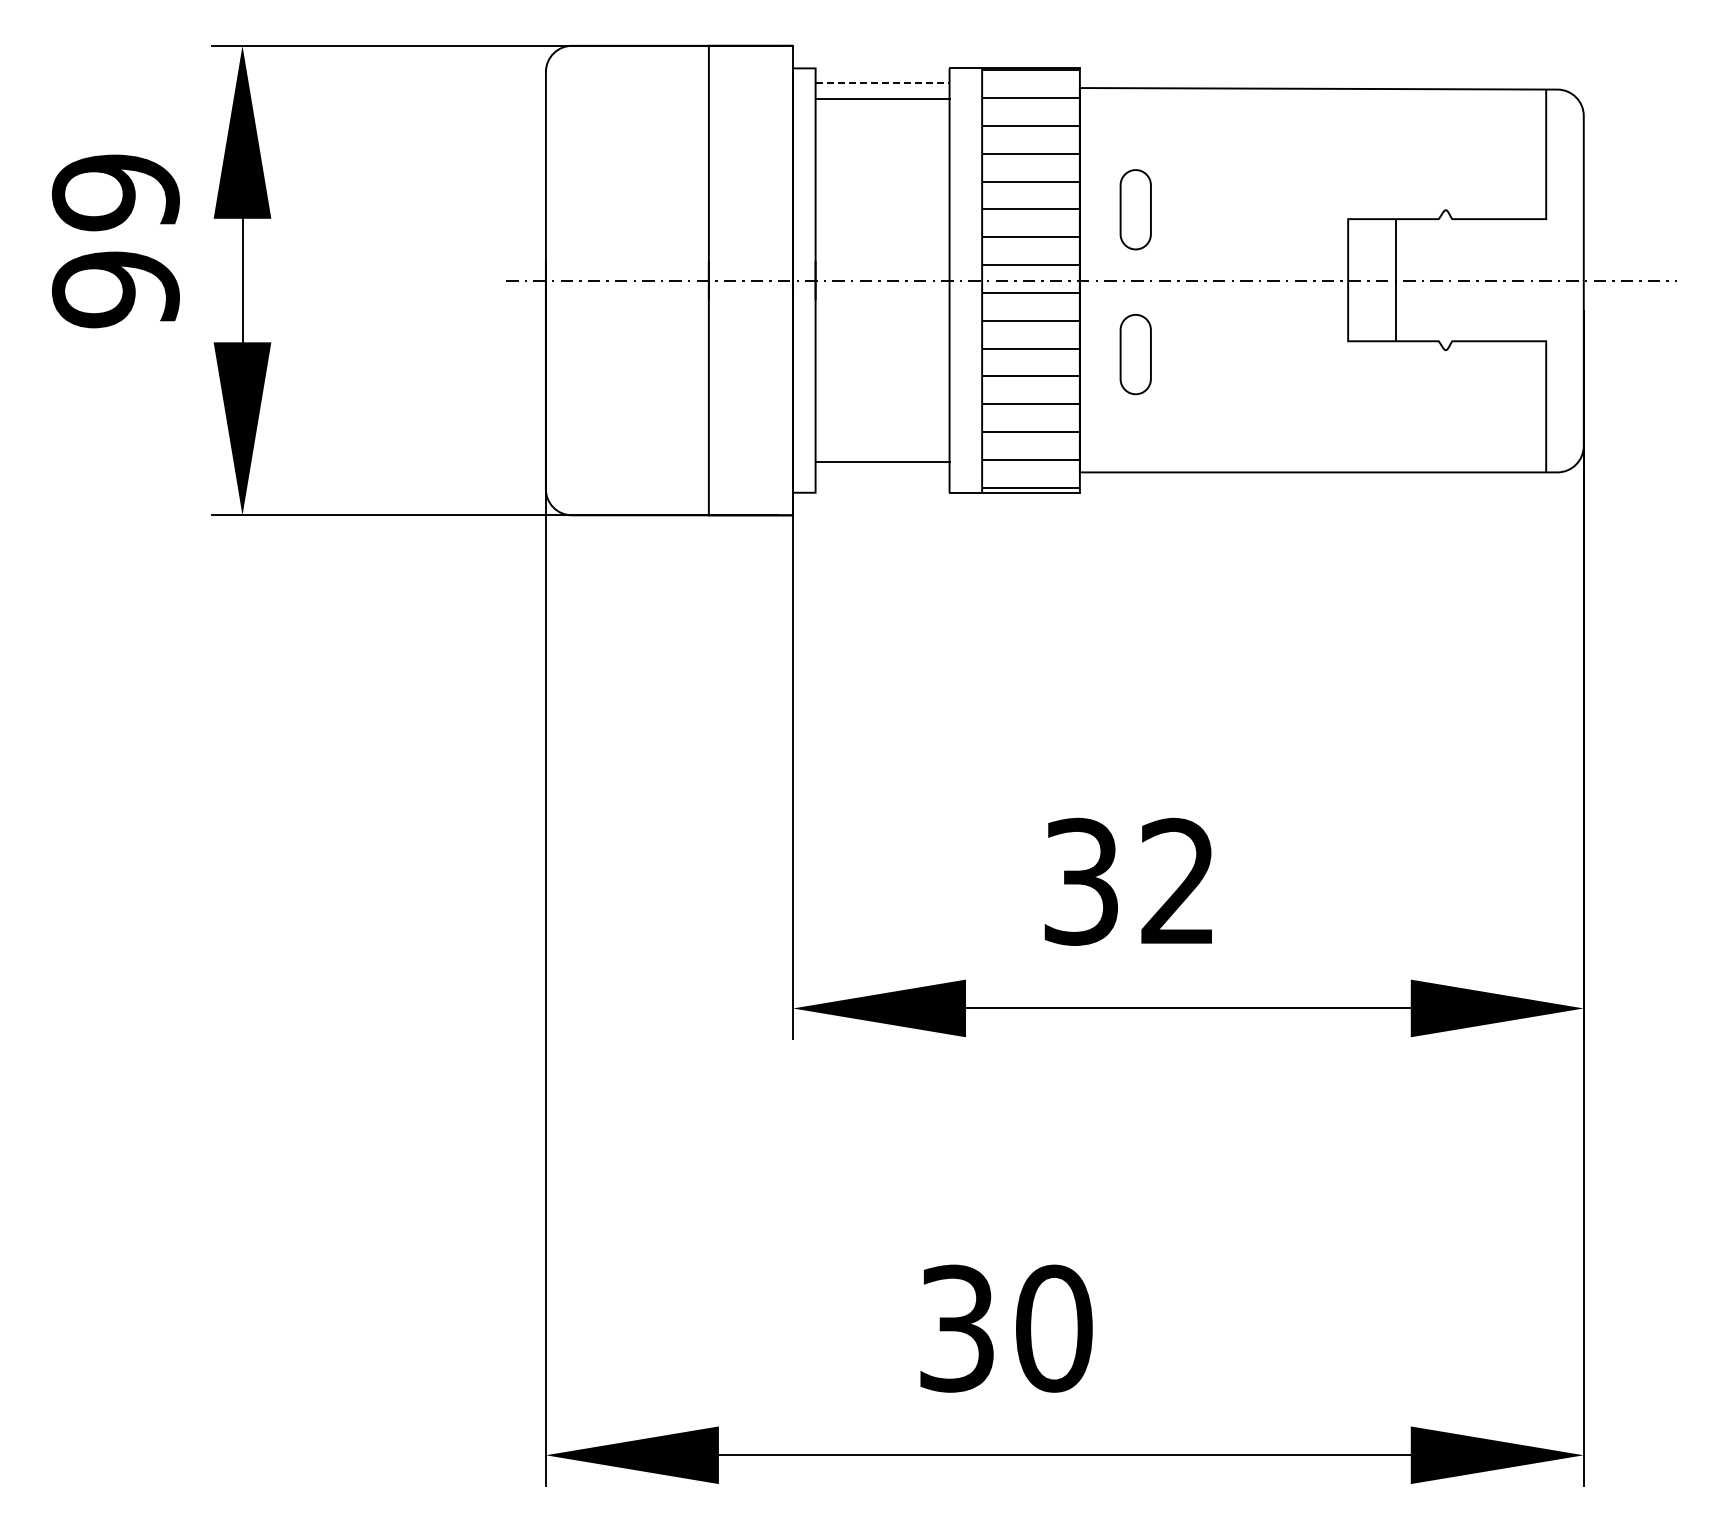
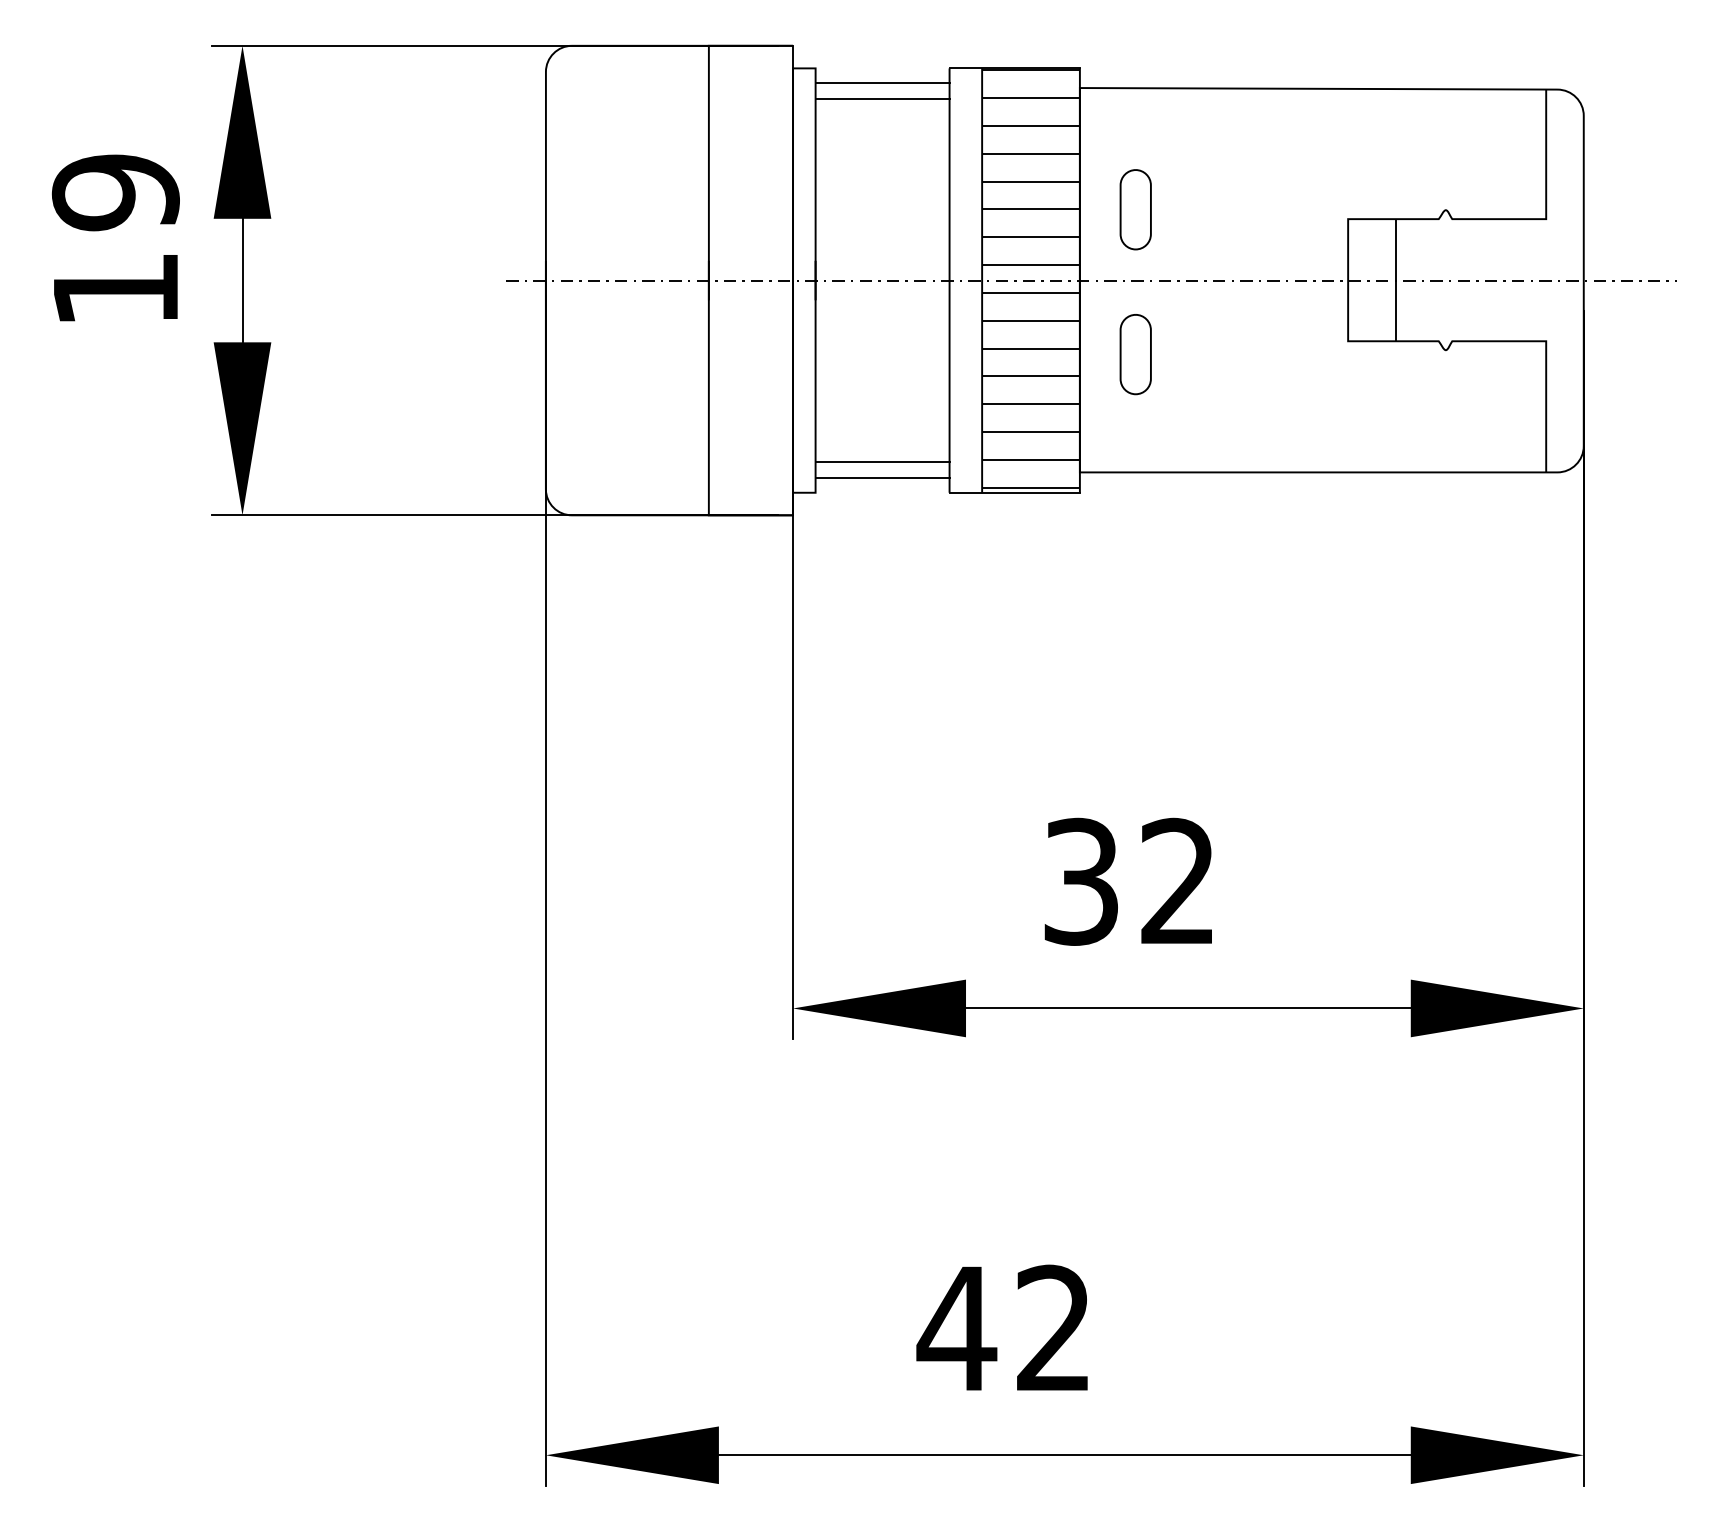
line: dashed -> solid (882, 82)
text: 99 -> 19 (115, 289)
line: none -> present (882, 478)
text: 30 -> 42 (1004, 1328)
